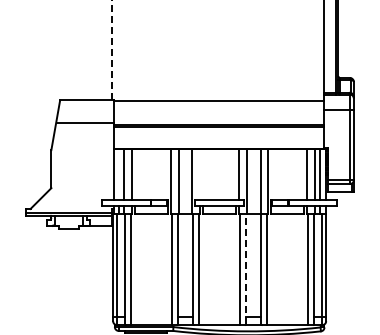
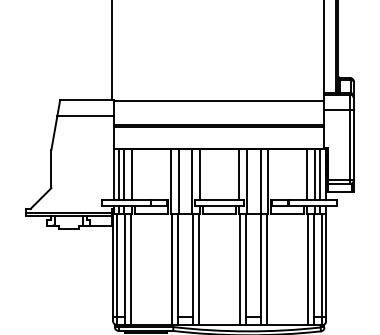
line: dashed -> solid (111, 50)
line position: (85, 122) -> (85, 115) (85, 115)
line: none -> present (119, 174)
line: none -> present (200, 174)
line: dashed -> solid (245, 268)
